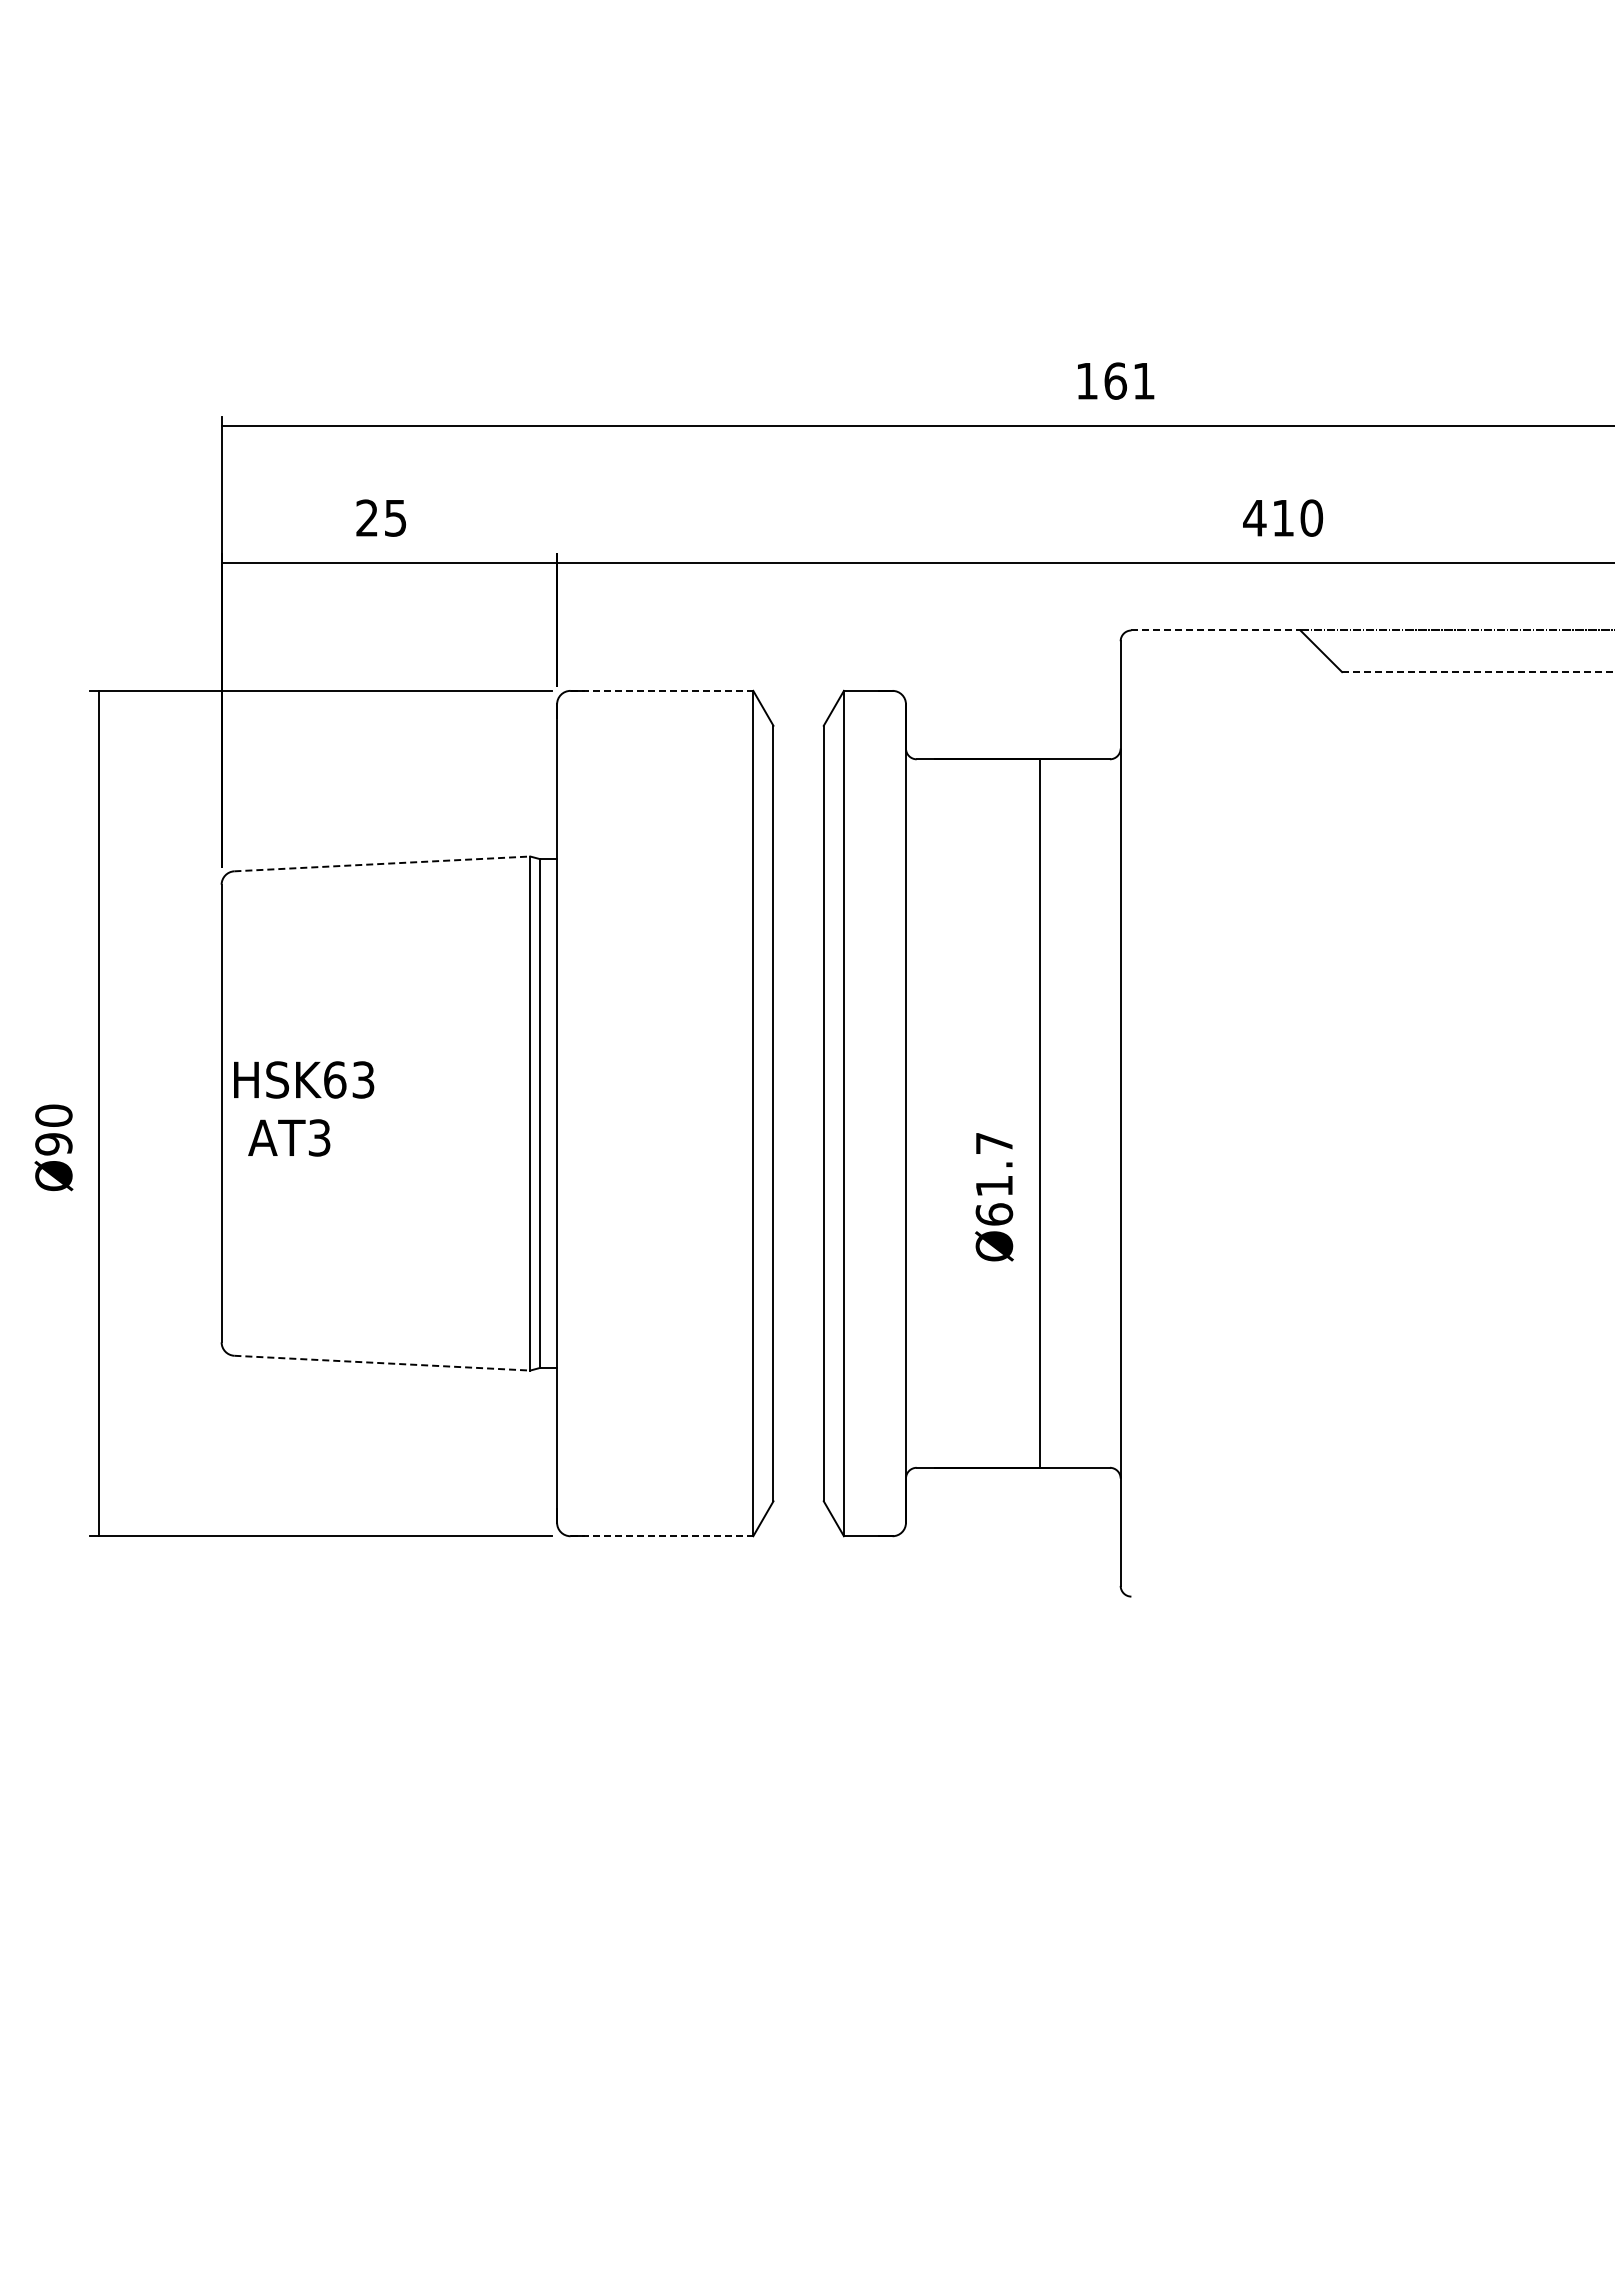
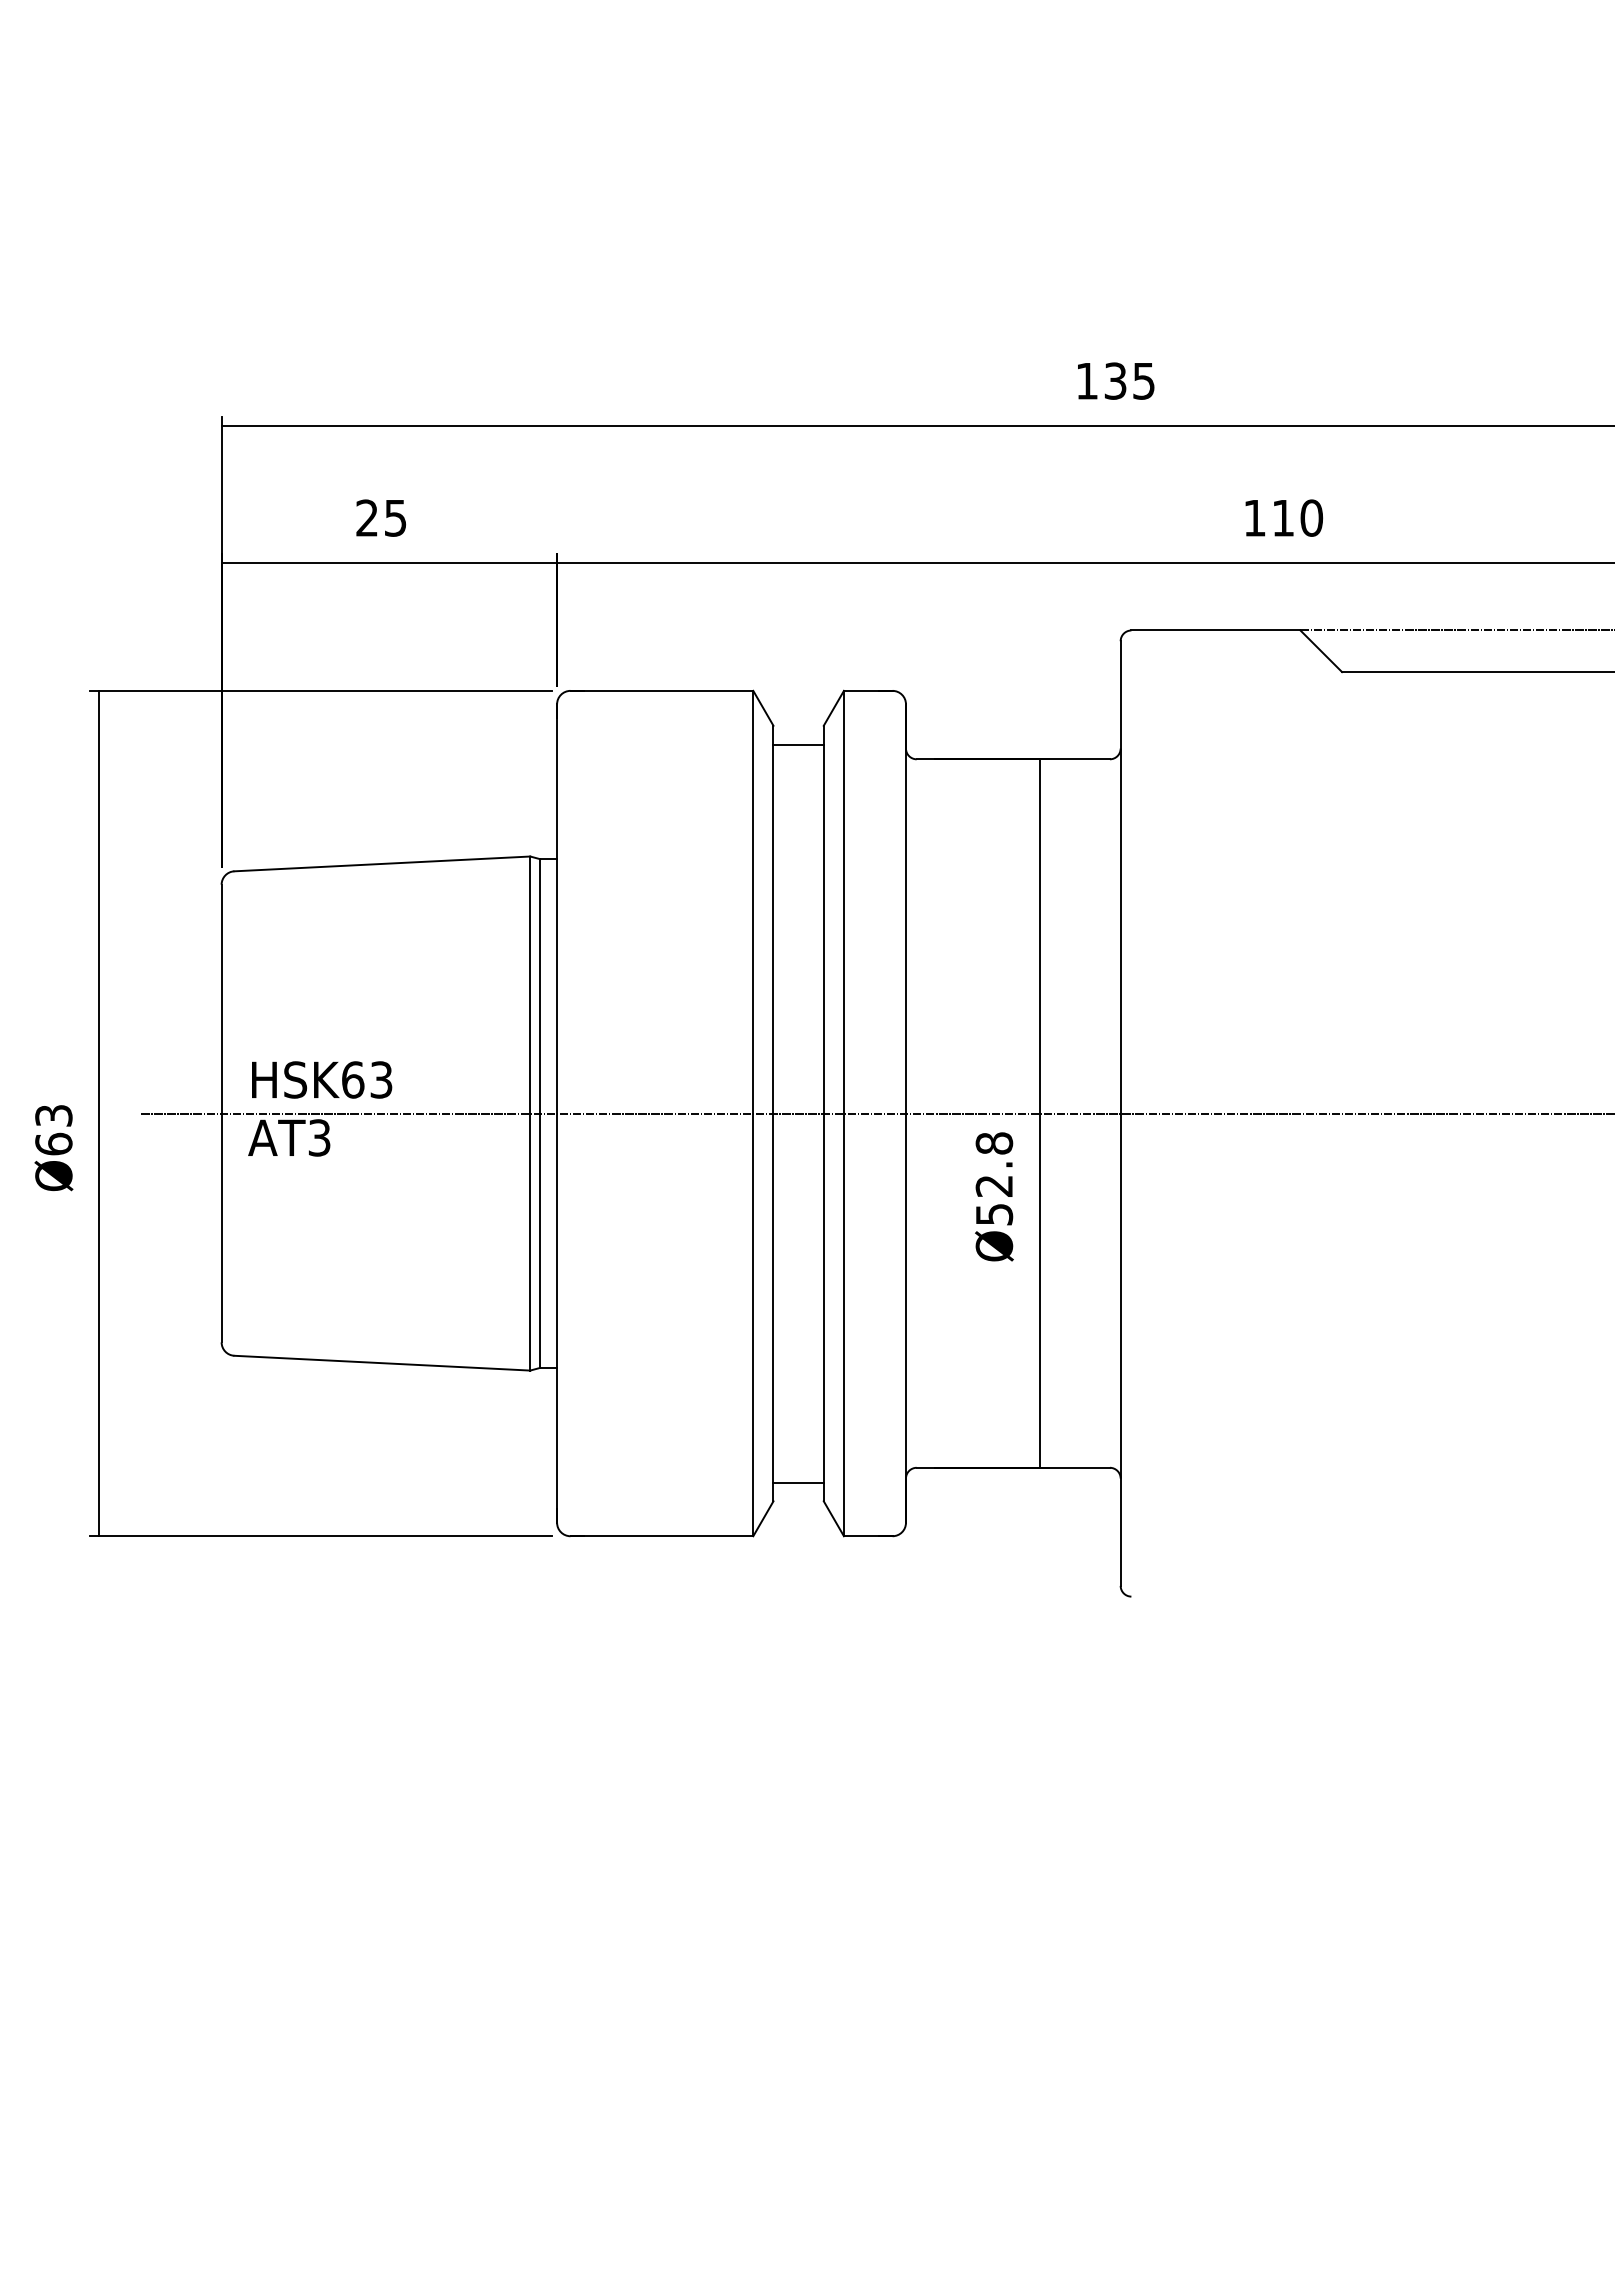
text: 161 -> 135 (1129, 380)
text: 410 -> 110 (1254, 518)
line: dashed -> solid (1215, 630)
line: dashed -> solid (1478, 672)
line: dashed -> solid (662, 690)
line: none -> present (798, 744)
line: dashed -> solid (382, 863)
text position: (304, 1079) -> (322, 1079) (322, 1079)
line: none -> present (876, 1113)
text: Ø90 -> Ø63 (53, 1129)
text: Ø61.7 -> Ø52.8 (994, 1178)
line: dashed -> solid (382, 1363)
line: none -> present (798, 1482)
line: dashed -> solid (662, 1536)
